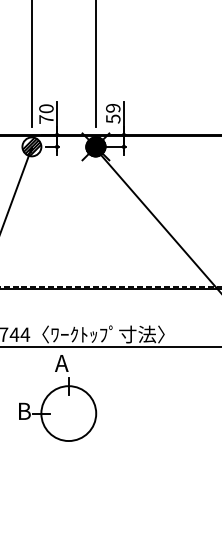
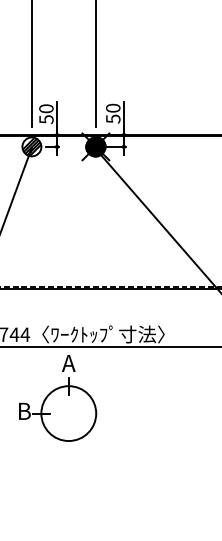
text: 59 -> 50 (113, 107)
text: 70 -> 50 (46, 119)
text position: (61, 363) -> (68, 363) (68, 363)
